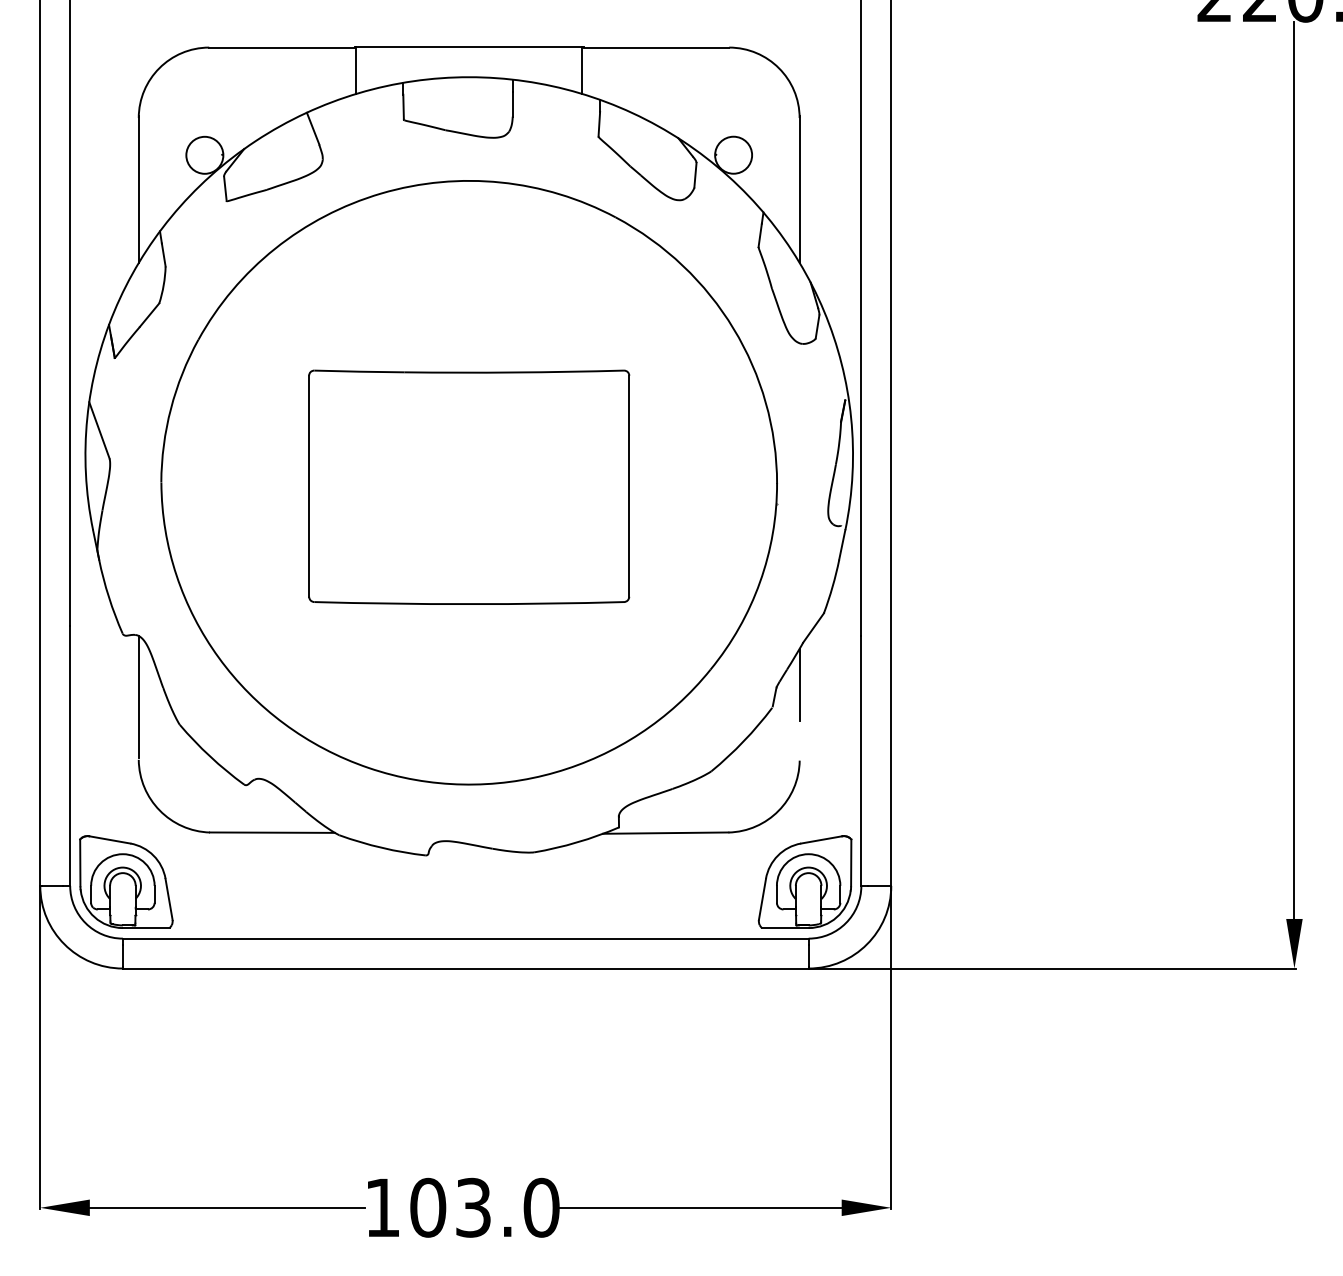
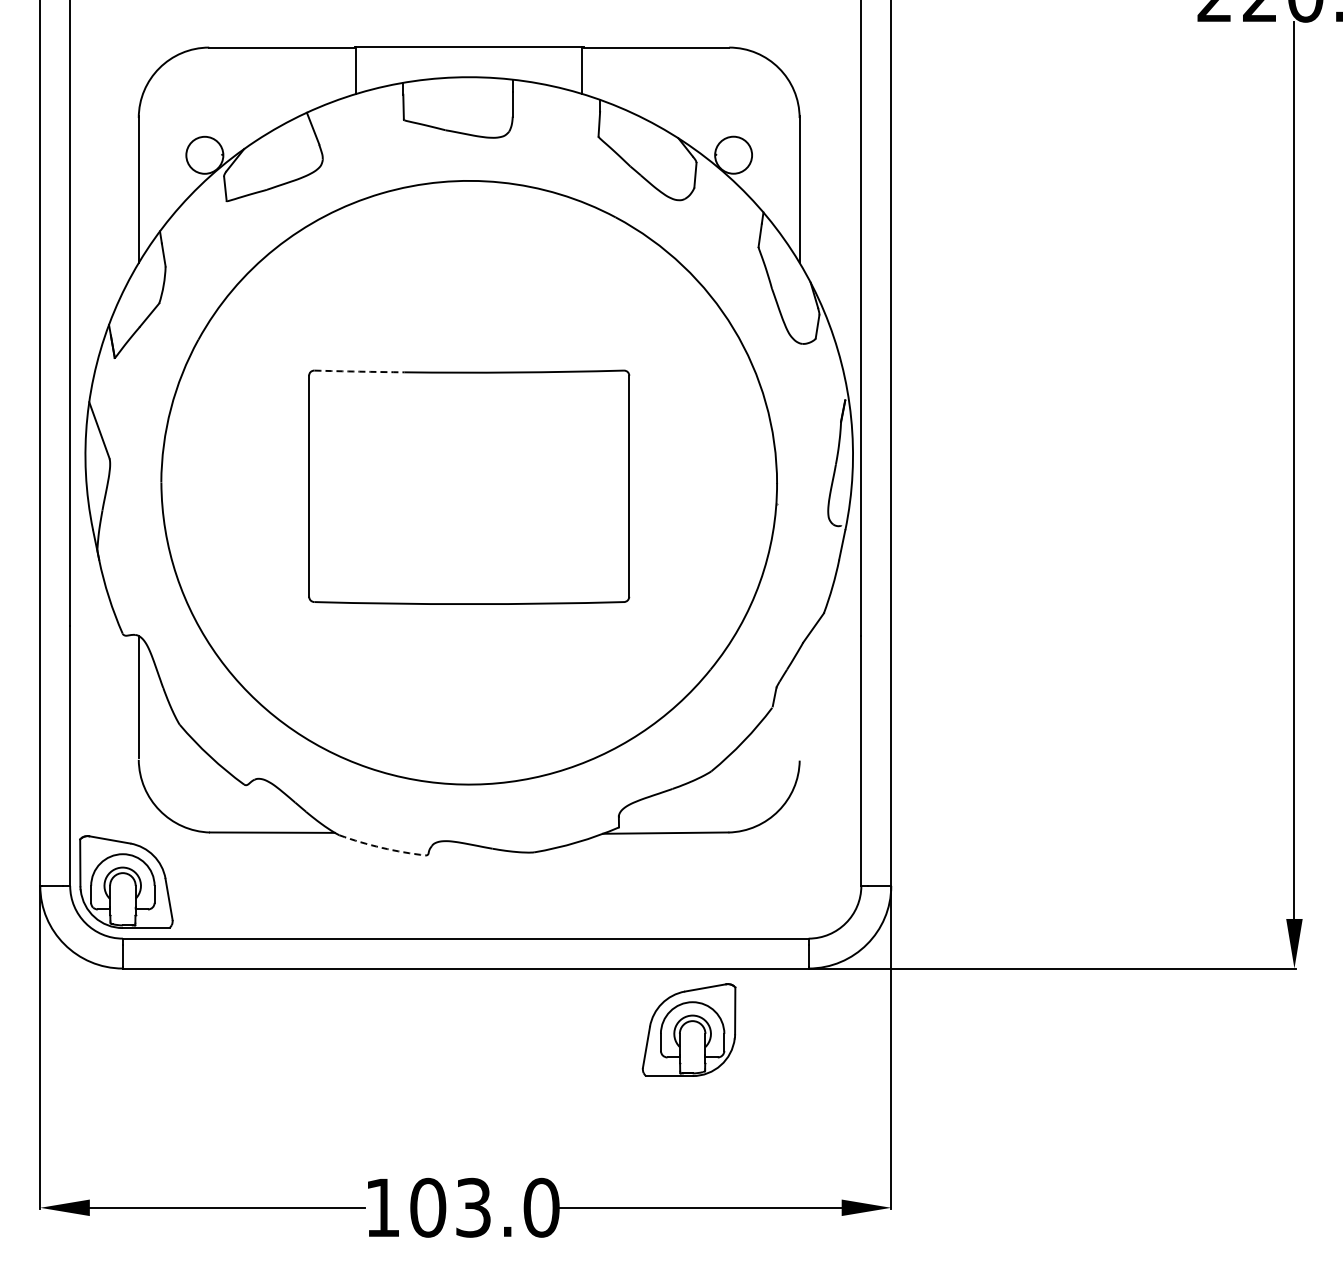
arc: solid -> dashed (359, 371)
line: present -> none (799, 684)
arc: solid -> dashed (382, 847)
part position: (804, 881) -> (688, 1029) (688, 1029)
